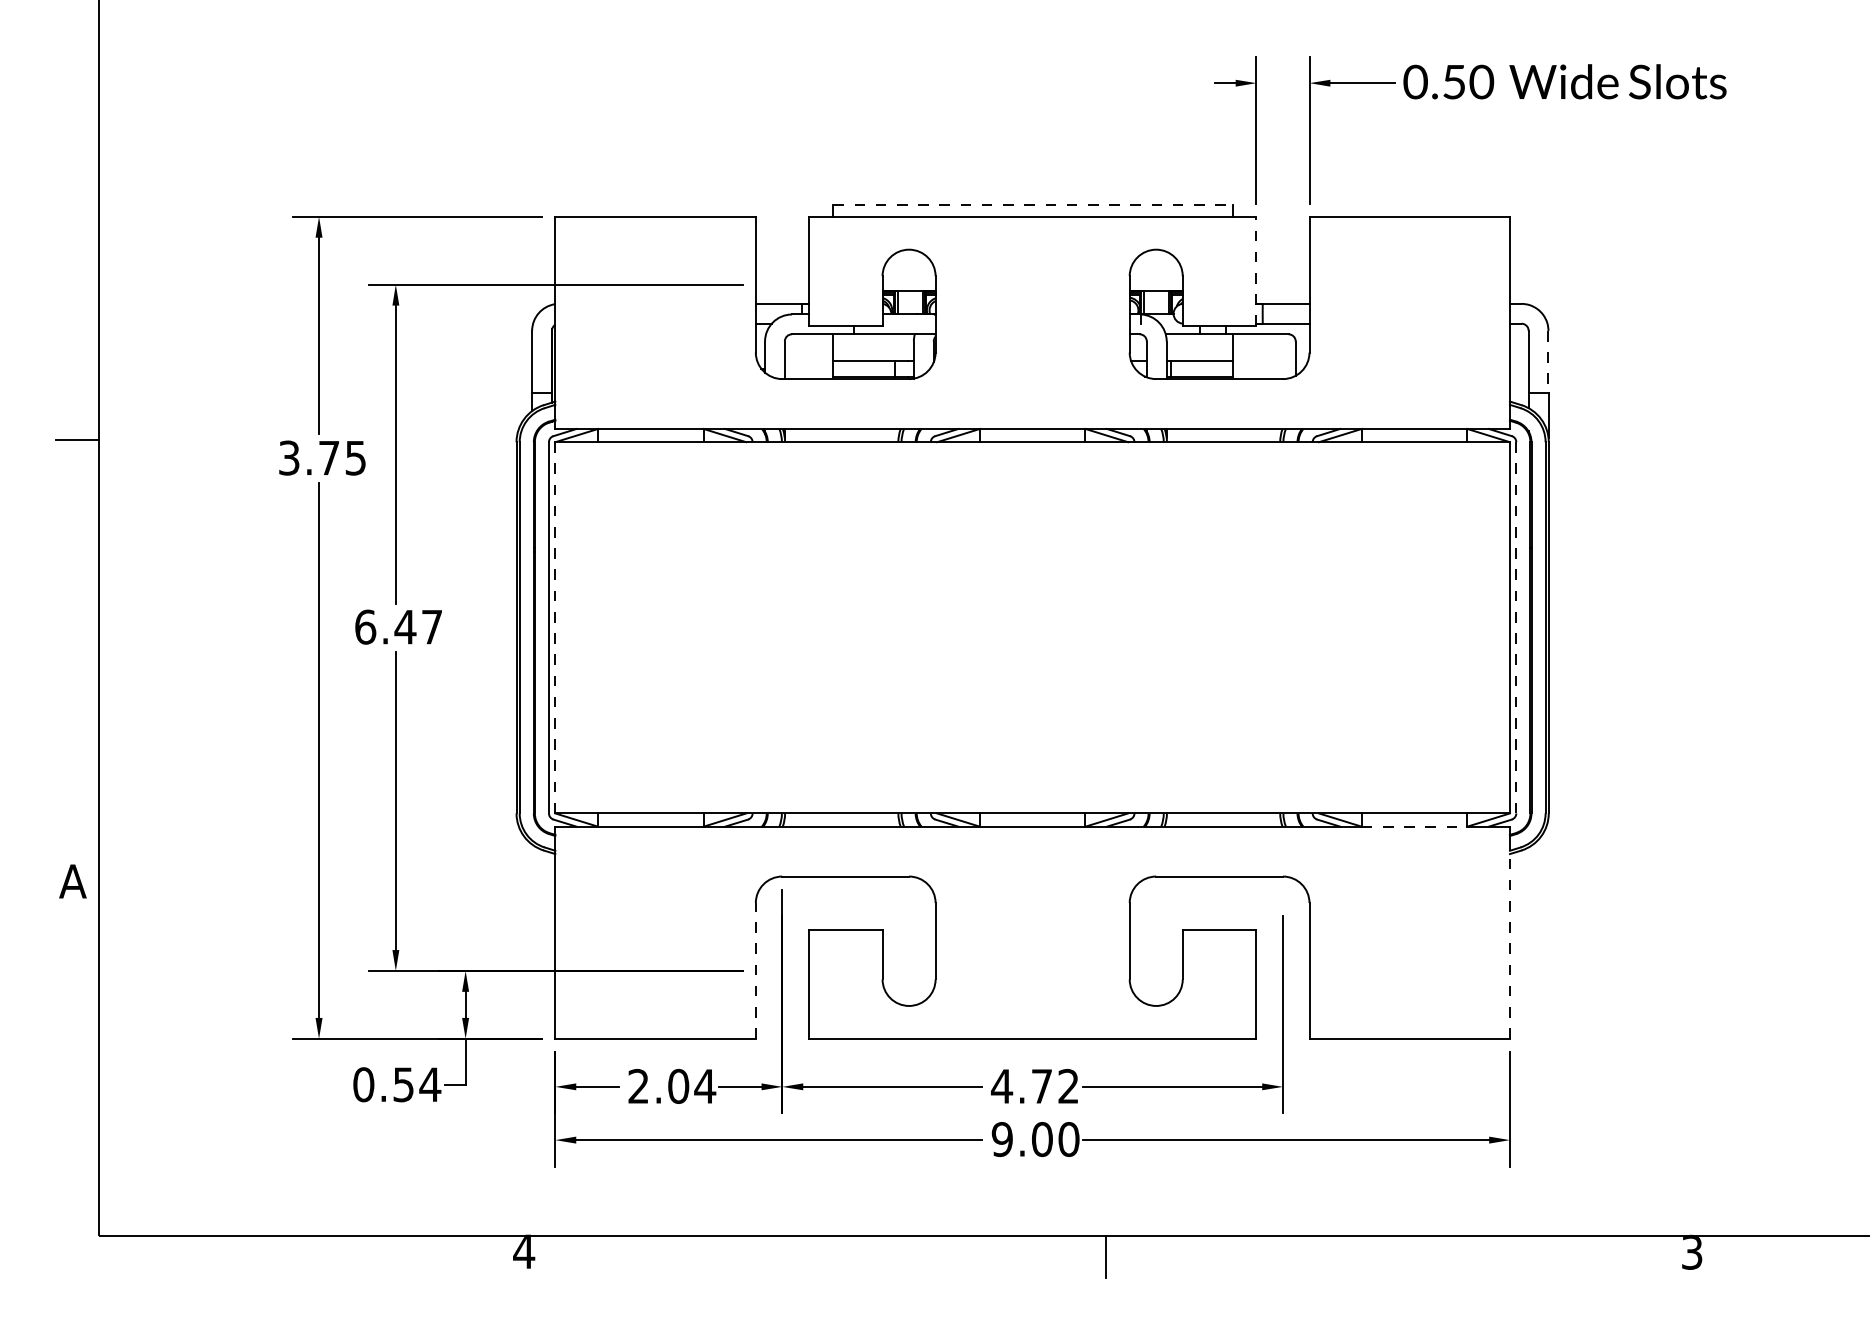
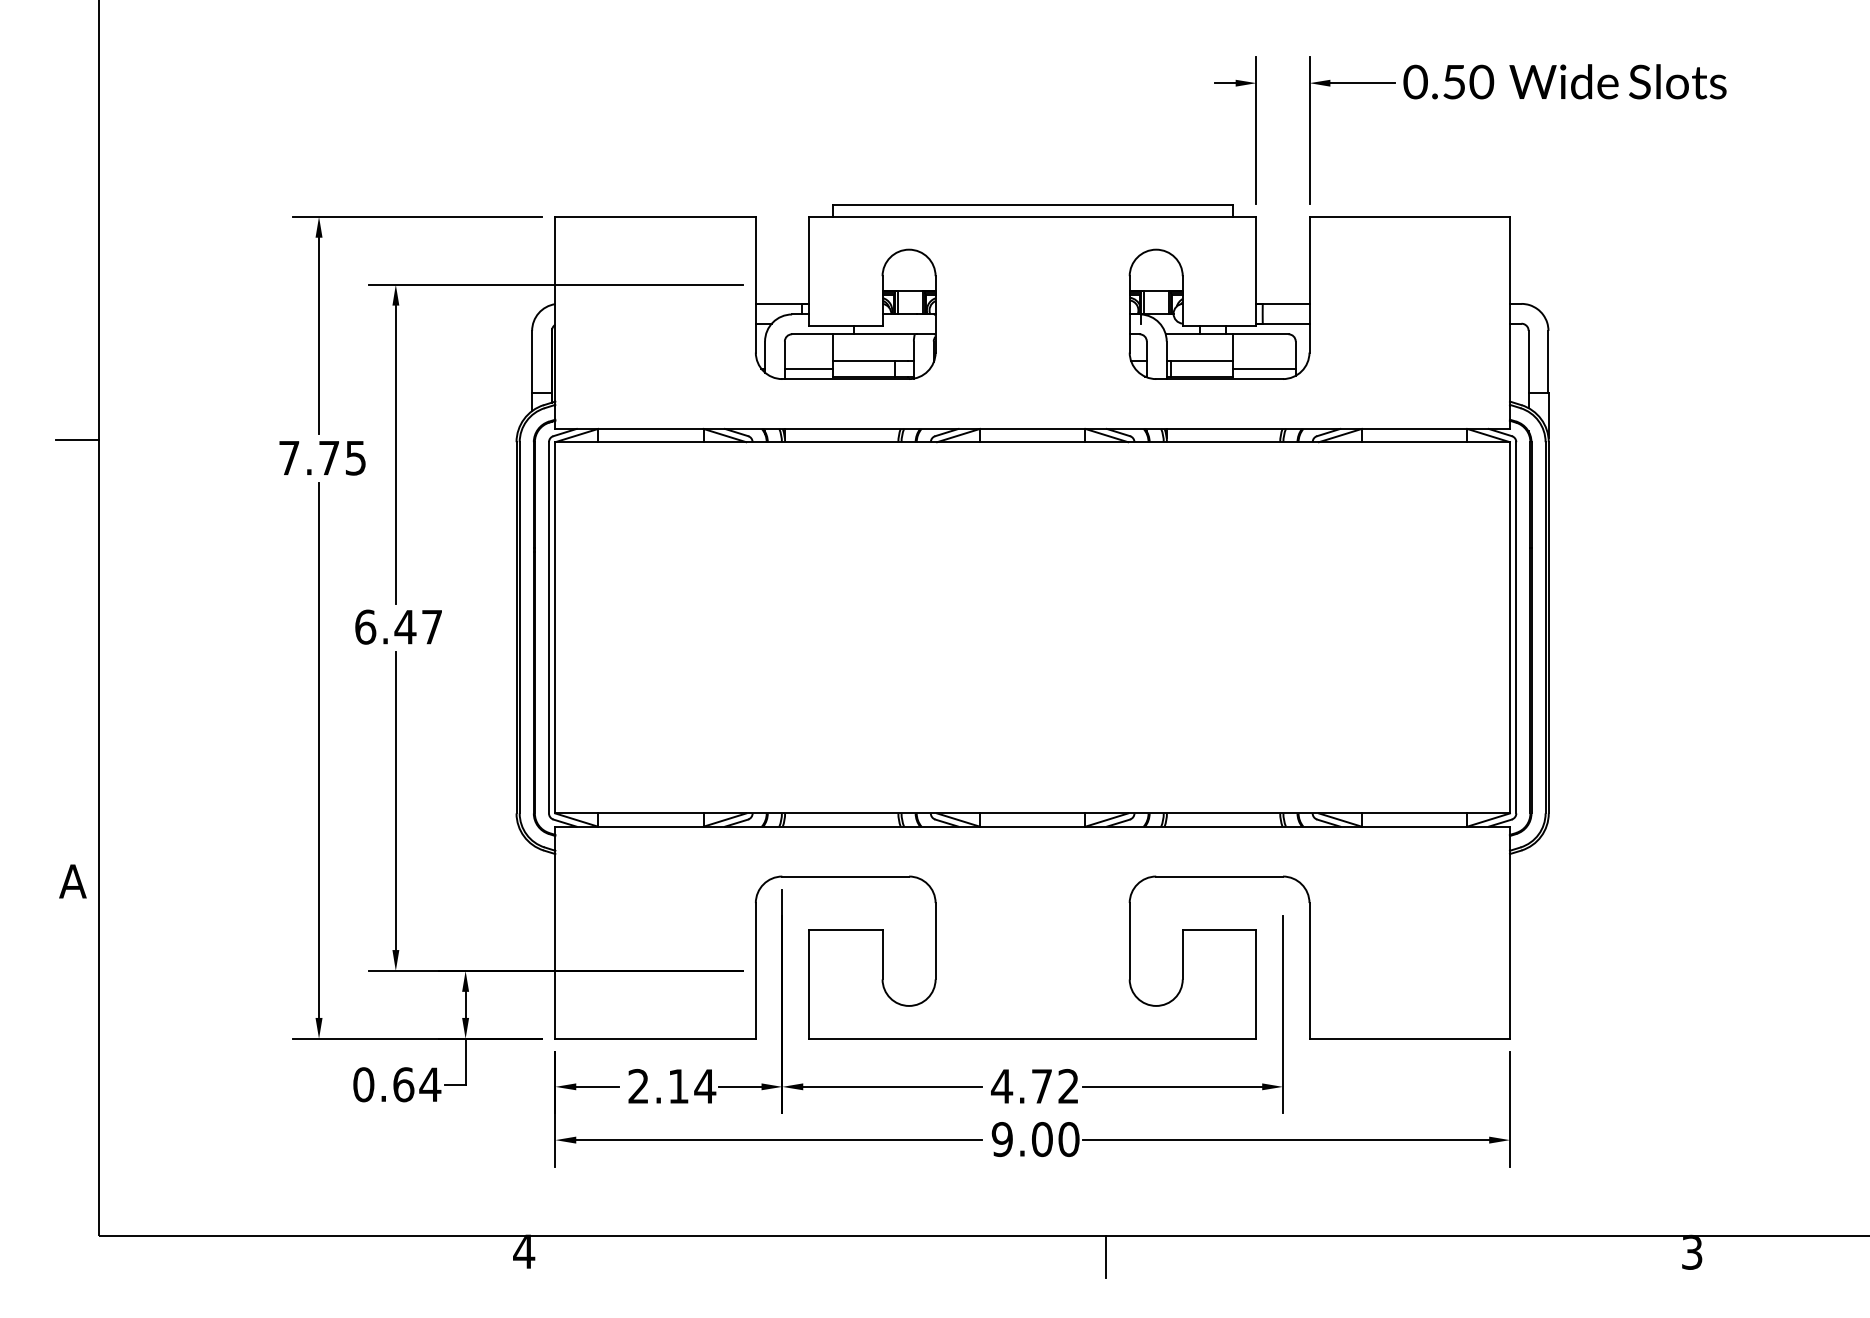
line: dashed -> solid (1033, 205)
line: dashed -> solid (1256, 271)
line: dashed -> solid (1548, 362)
line: none -> present (808, 368)
line: none -> present (1264, 368)
text: 3.75 -> 7.75 (289, 457)
line: dashed -> solid (555, 627)
line: dashed -> solid (1516, 627)
line: dashed -> solid (1414, 826)
line: dashed -> solid (1509, 943)
line: dashed -> solid (755, 970)
text: 0.54 -> 0.64 (403, 1084)
text: 2.04 -> 2.14 (678, 1085)
